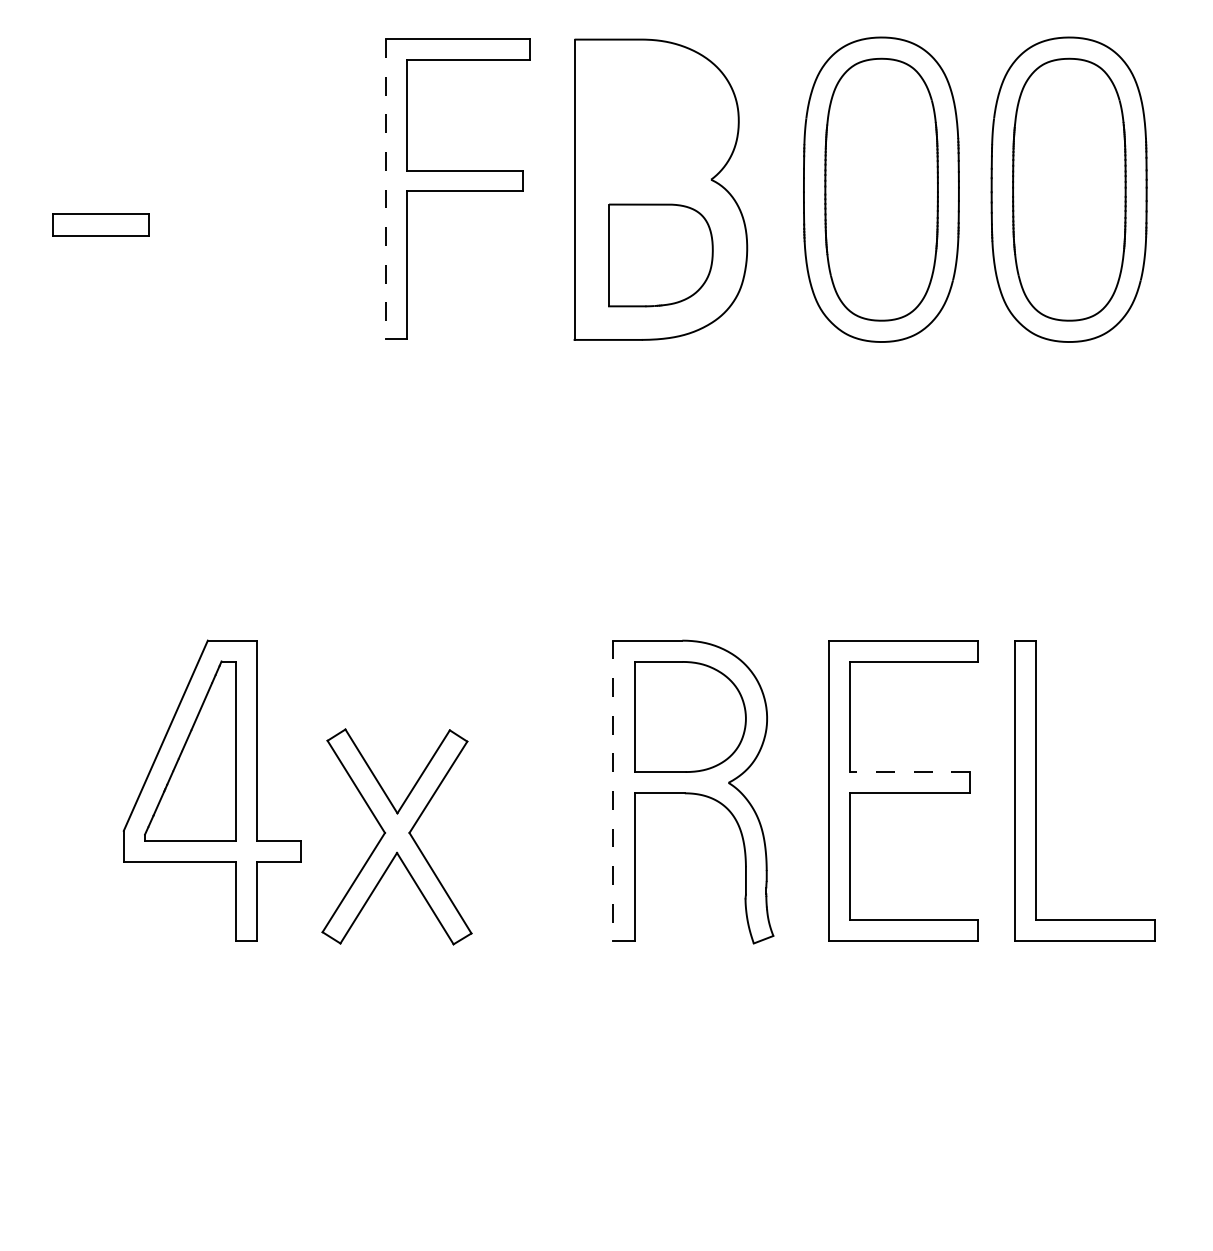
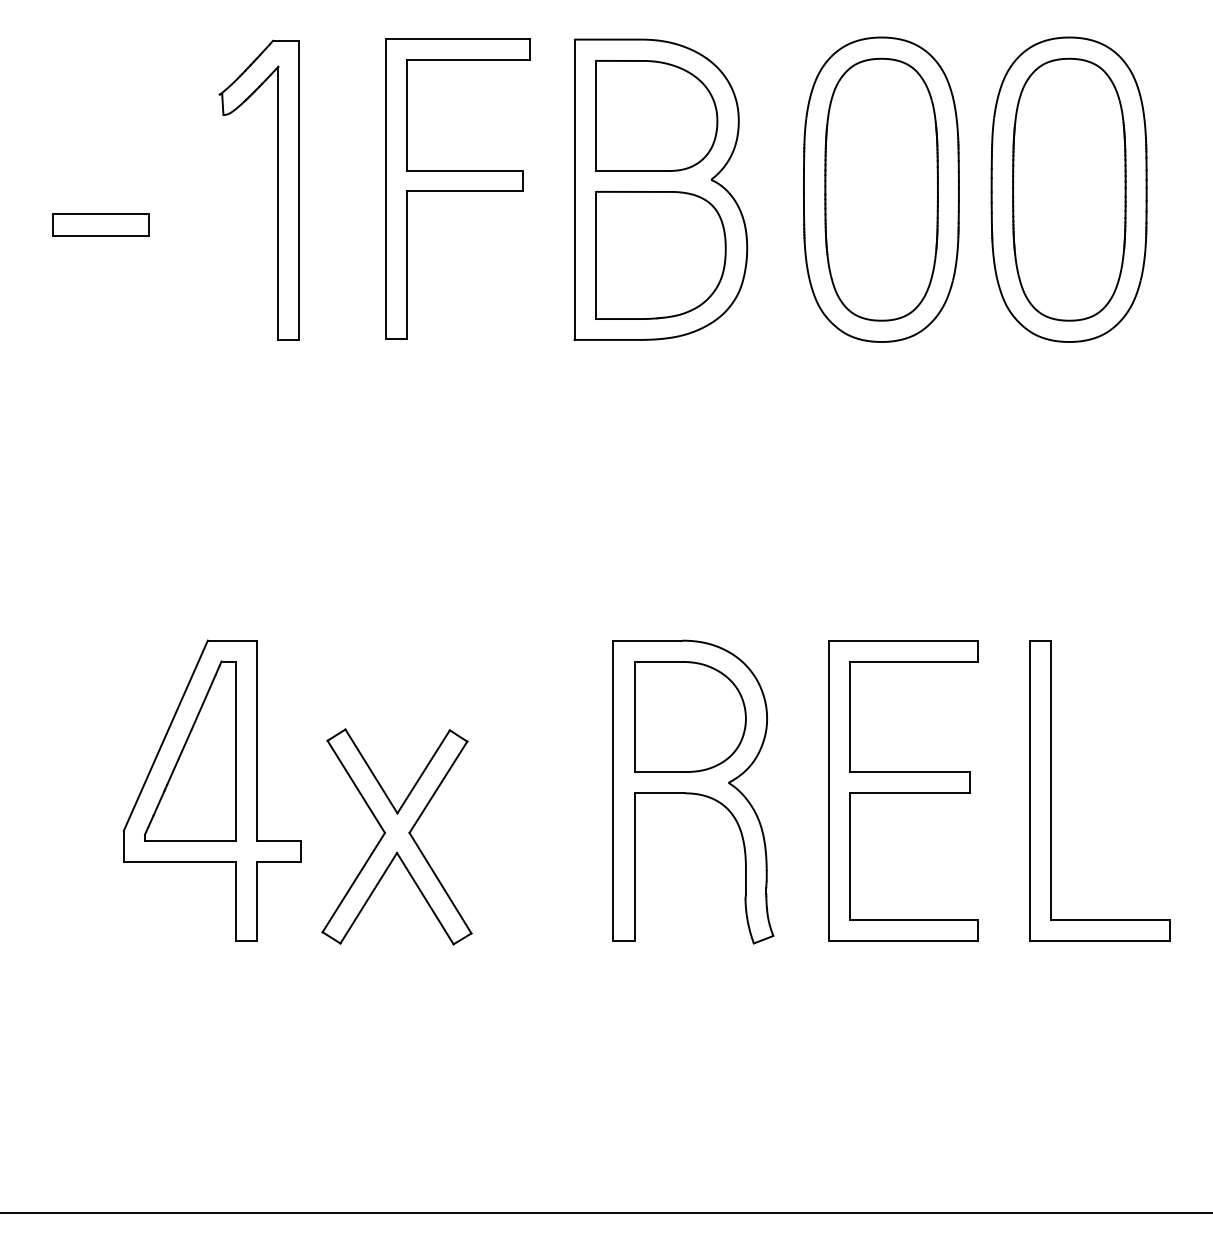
part: none -> present (656, 115)
part: none -> present (277, 189)
line: dashed -> solid (385, 189)
part size: 106x105 px -> 132x129 px (660, 255)
line: dashed -> solid (909, 772)
part position: (1036, 790) -> (1051, 790) (1051, 790)
line: dashed -> solid (613, 791)
line: none -> present (605, 1213)
